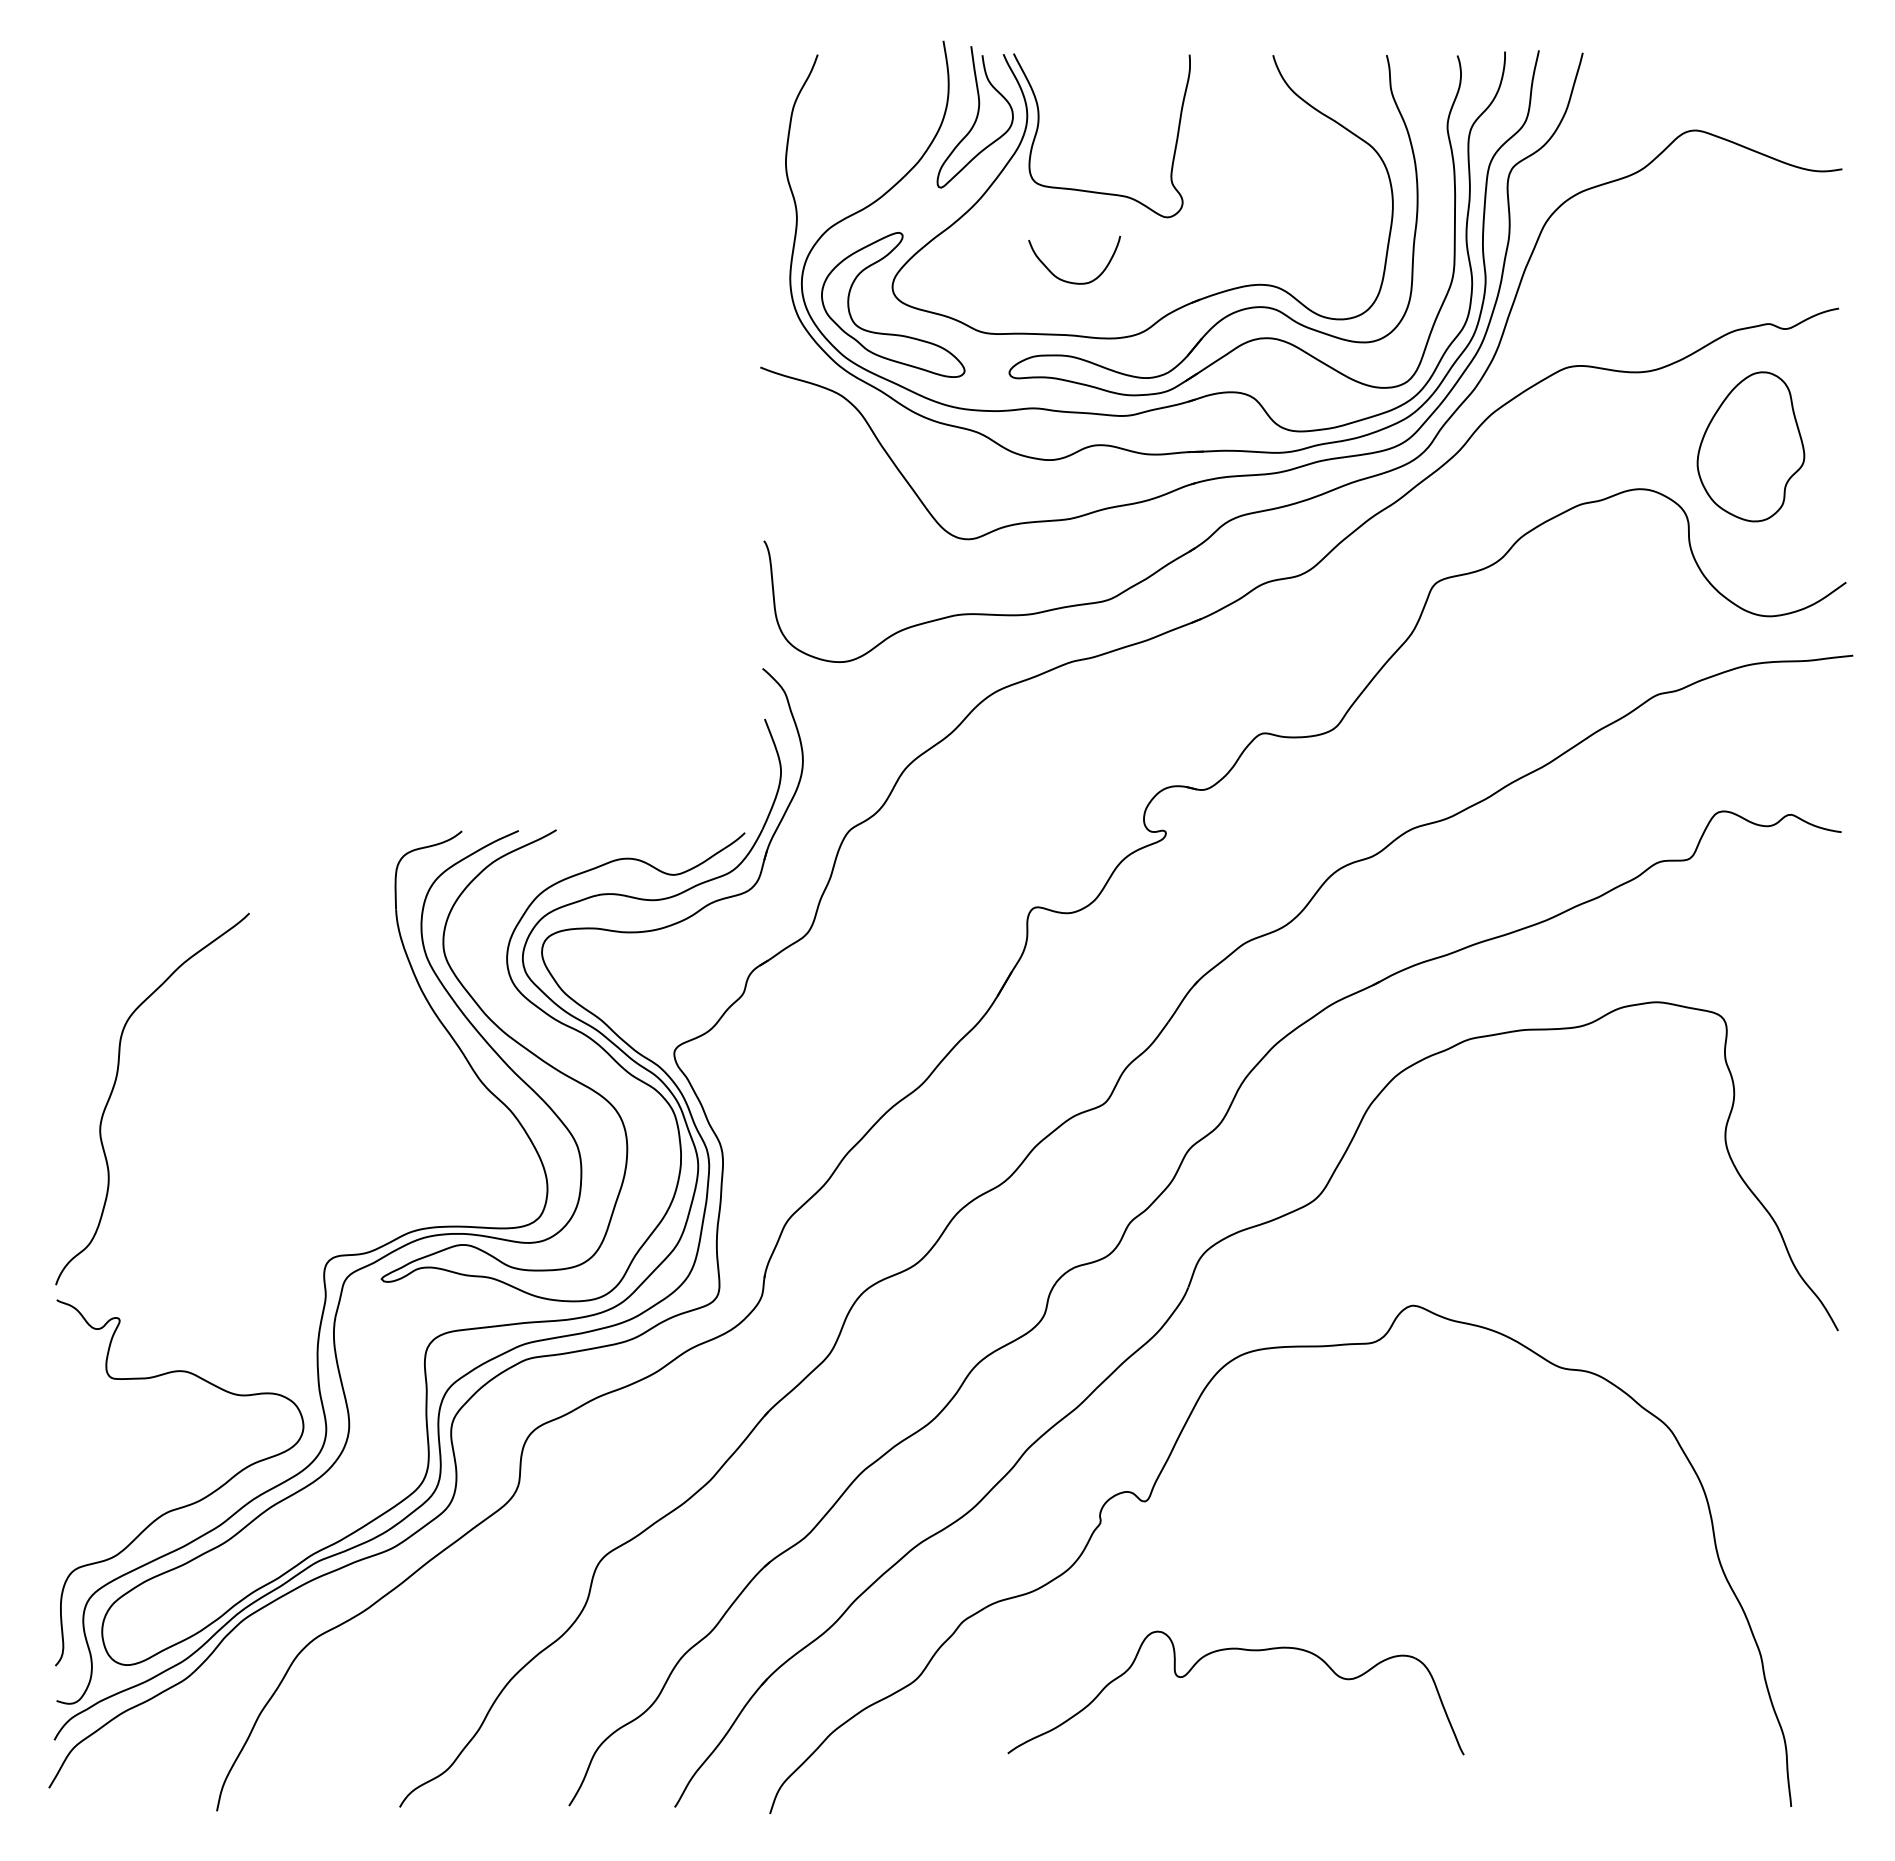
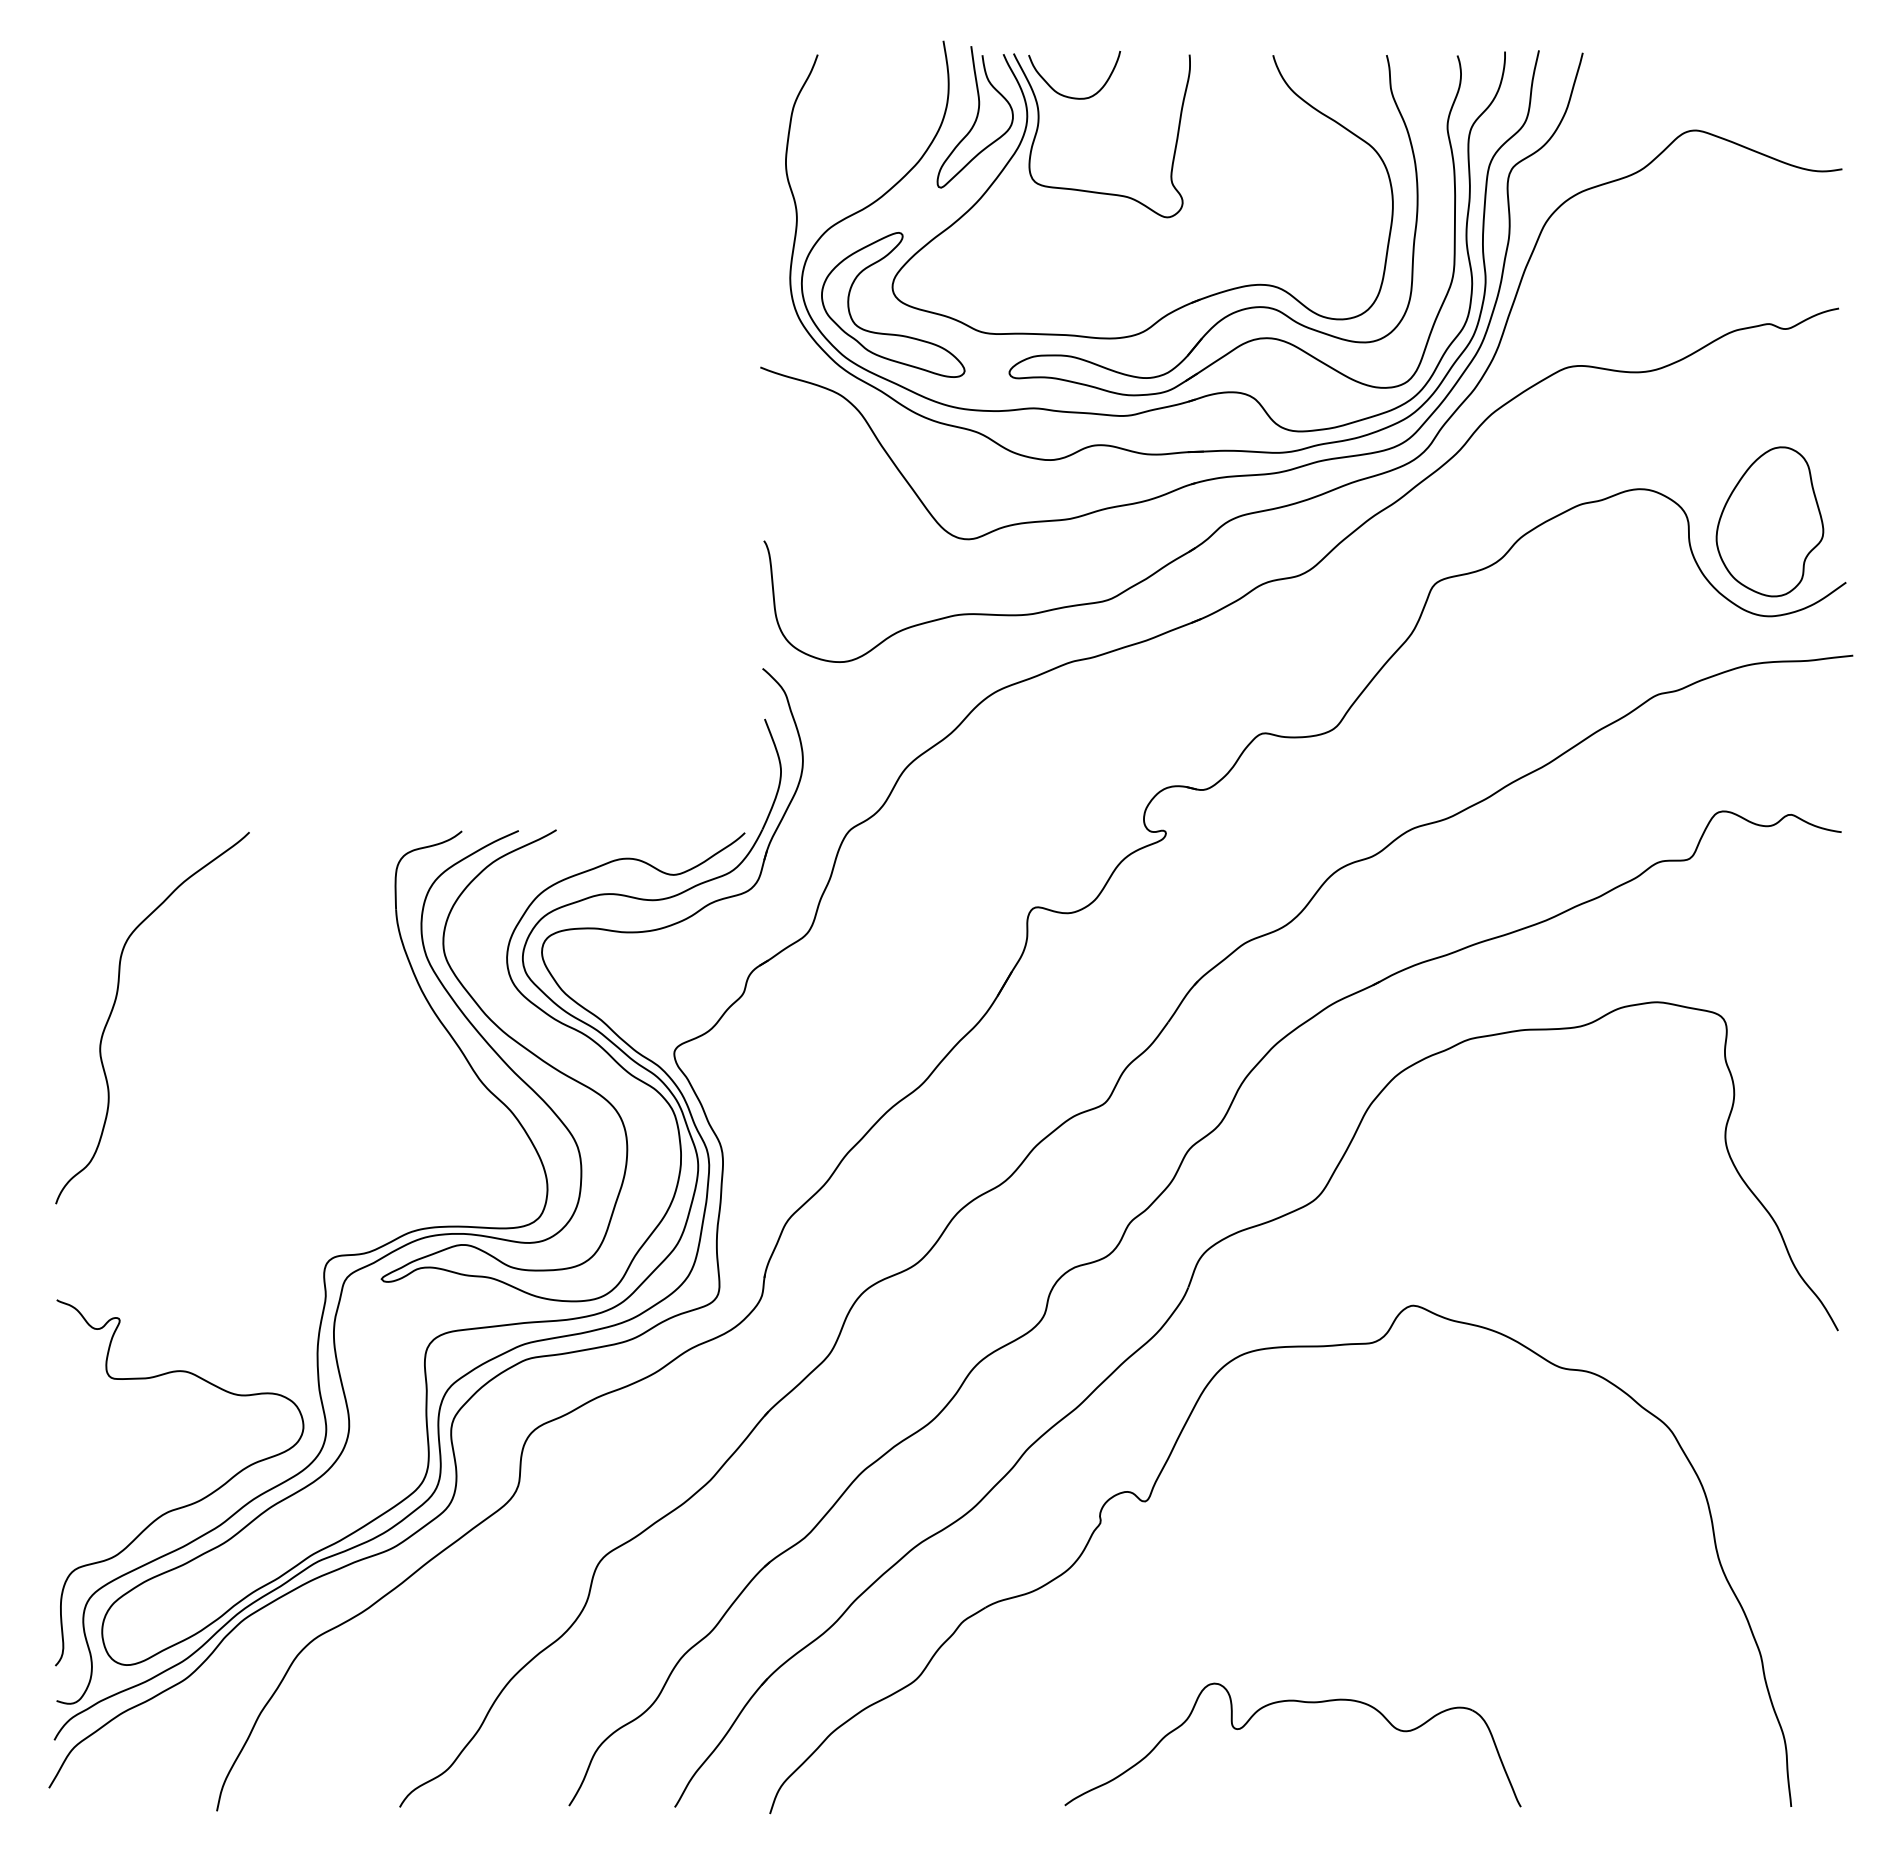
curve position: (1070, 281) -> (1070, 96) (1070, 96)
part position: (1750, 446) -> (1769, 521) (1769, 521)
curve position: (115, 1084) -> (115, 1003) (115, 1003)
part position: (1241, 1650) -> (1298, 1702) (1298, 1702)
